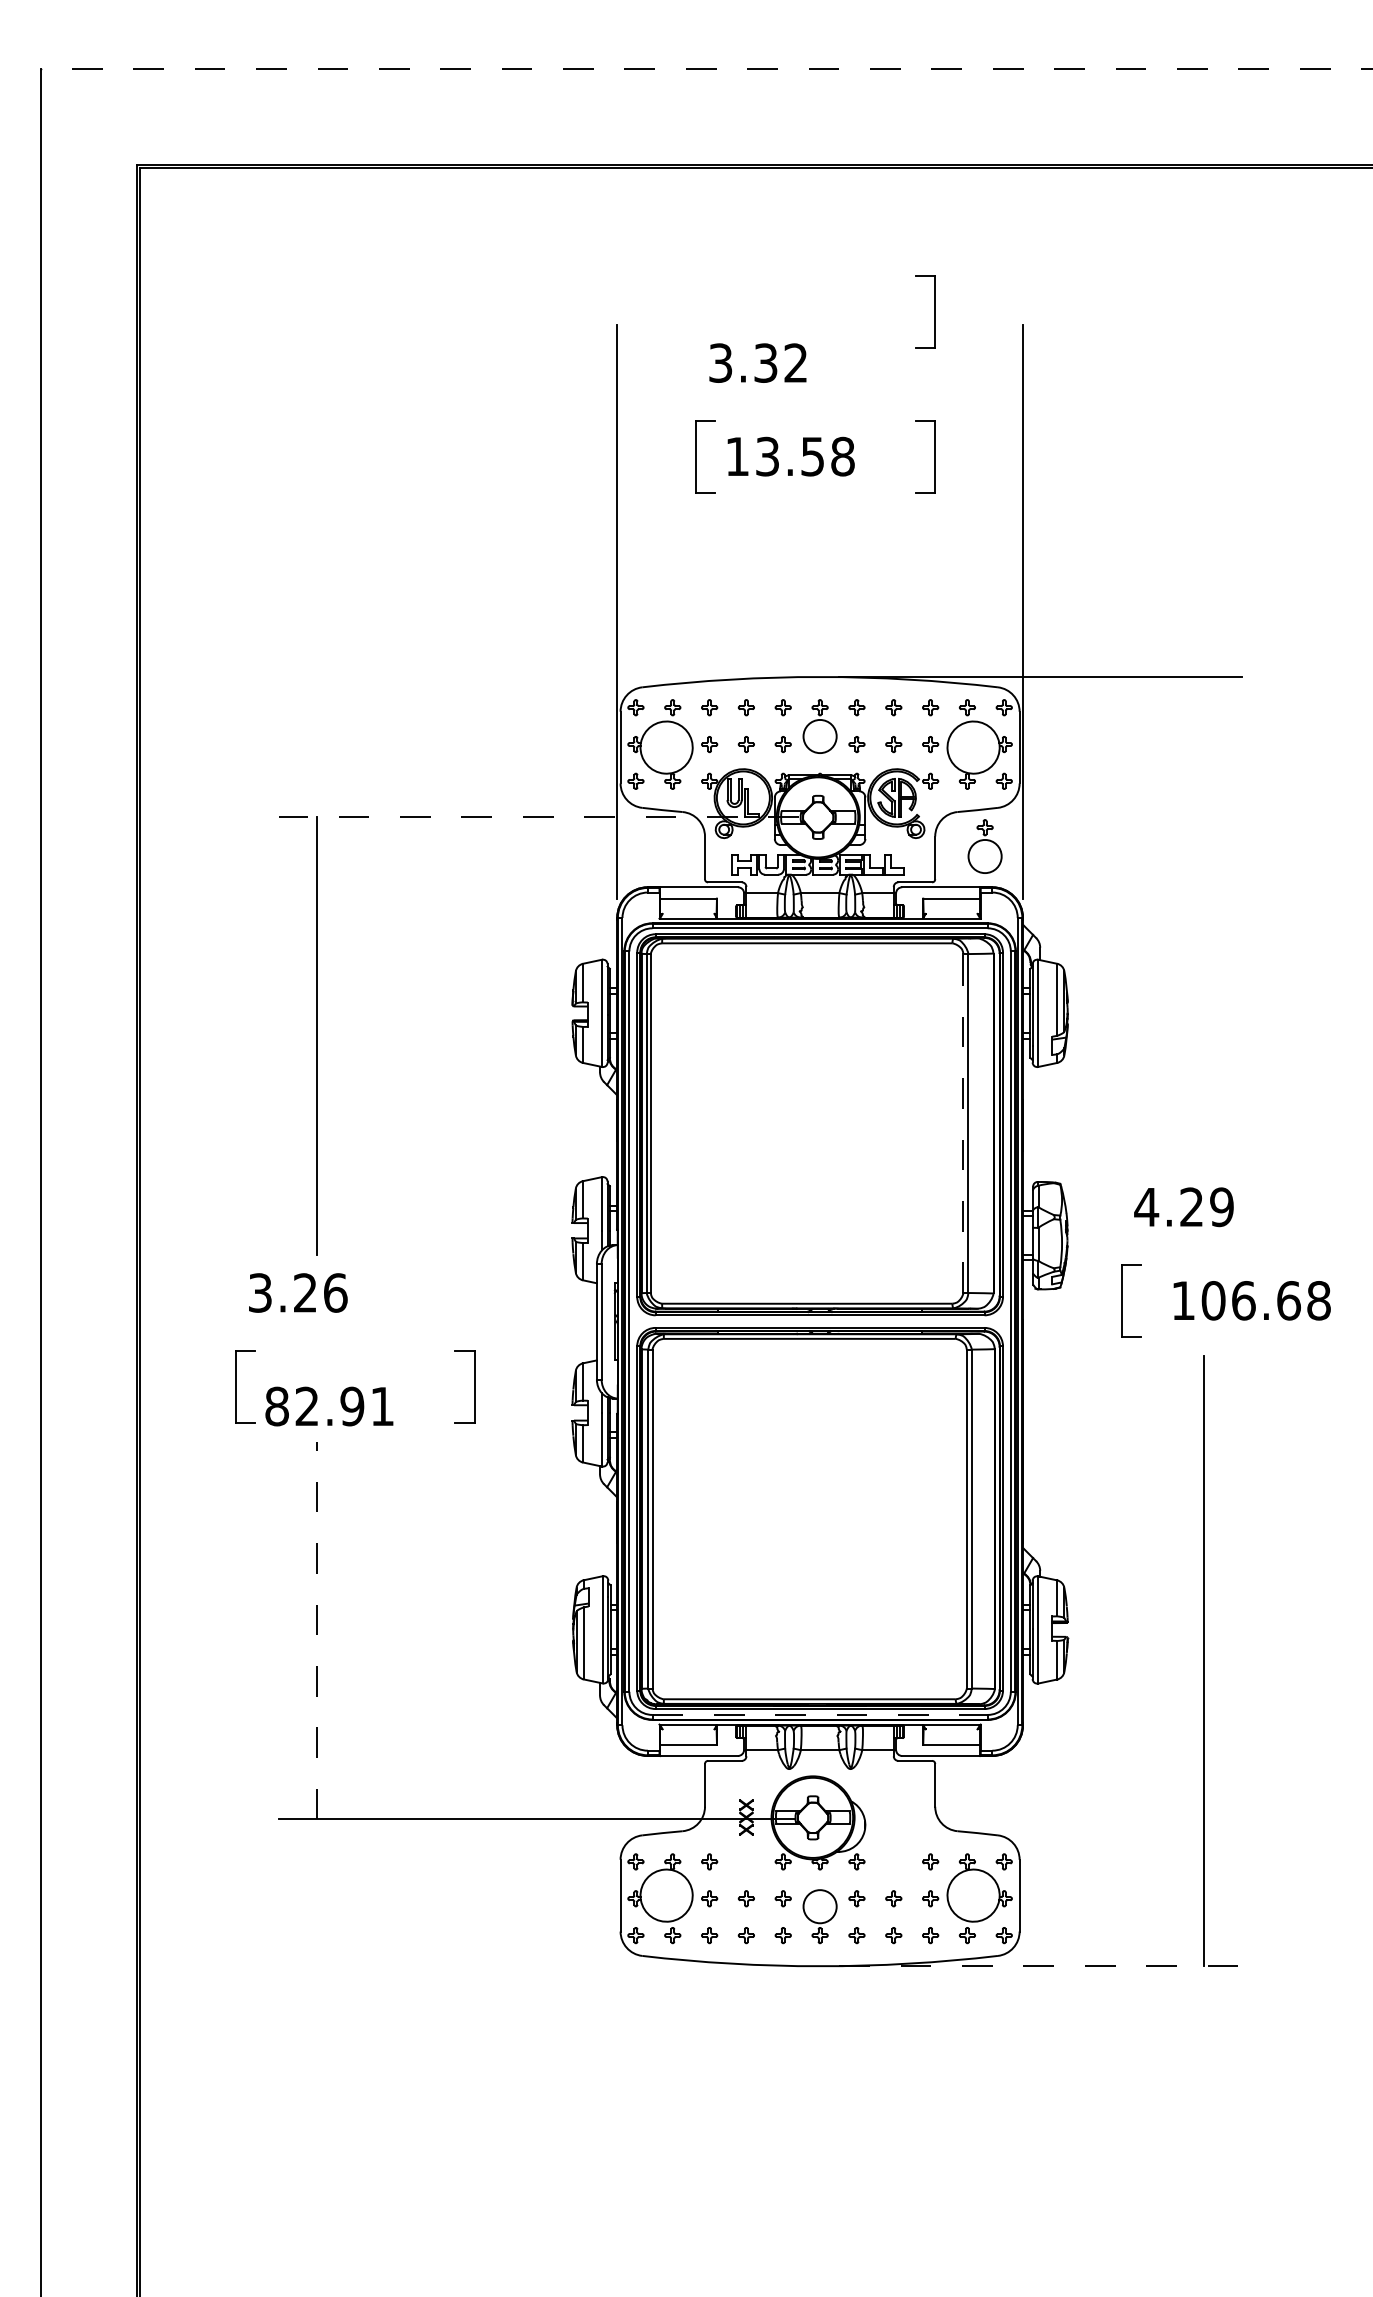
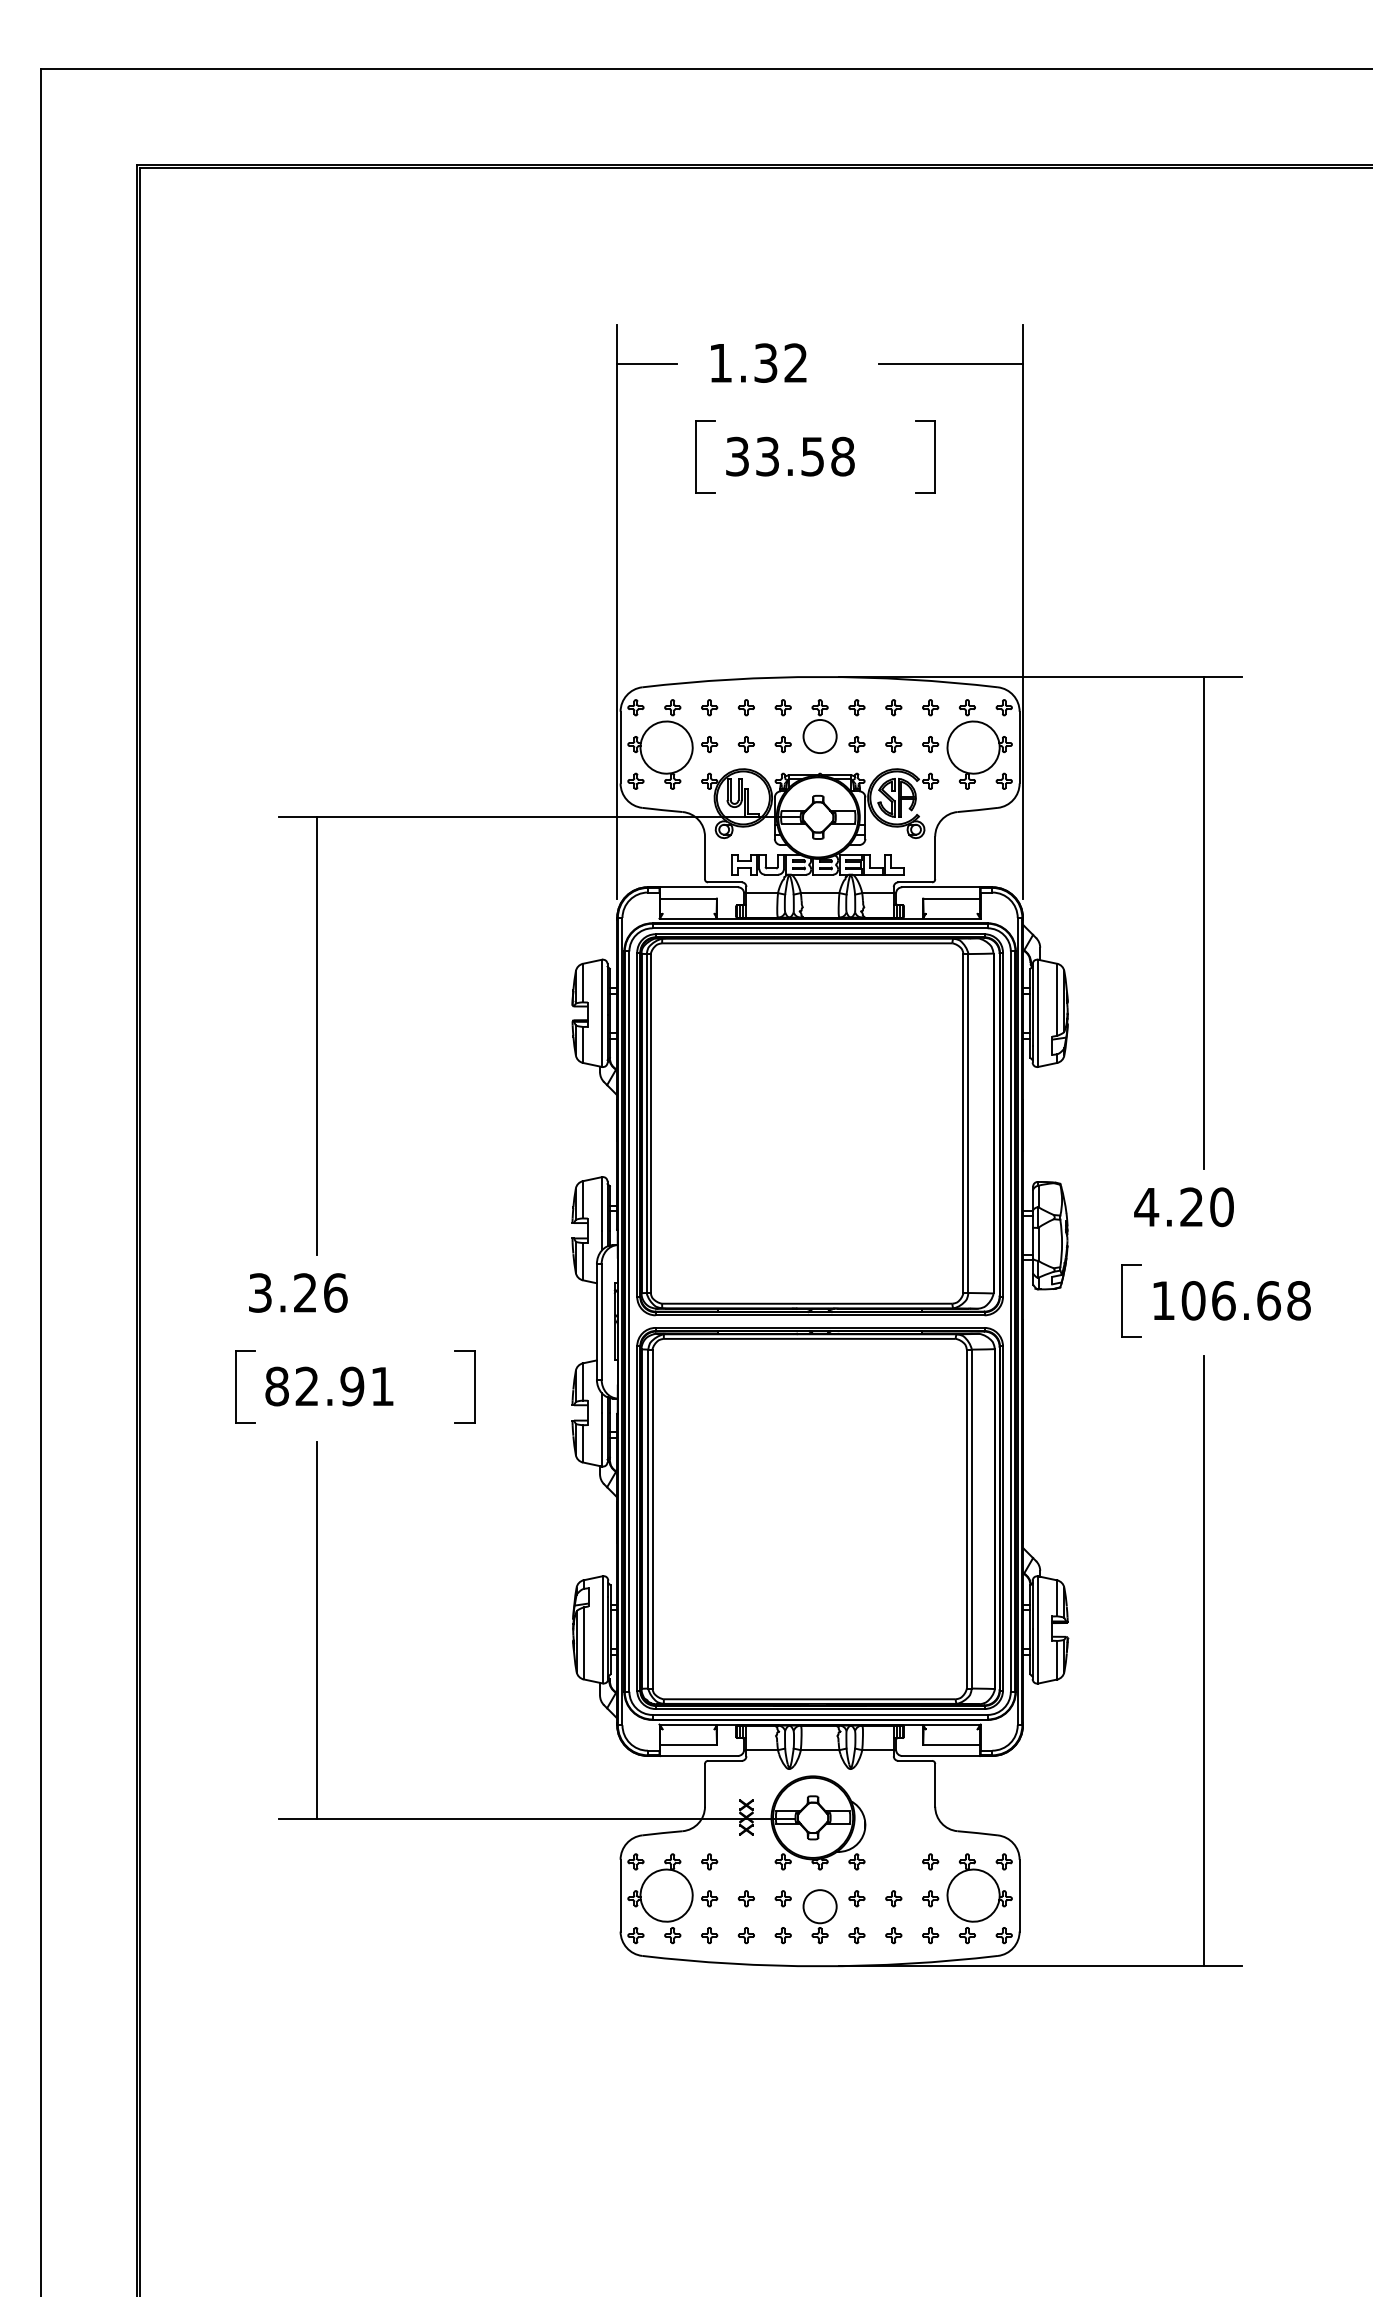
line: dashed -> solid (706, 68)
part: present -> none (934, 311)
text: 3.32 -> 1.32 (720, 362)
line: none -> present (647, 363)
line: none -> present (950, 363)
text: 13.58 -> 33.58 (737, 456)
line: dashed -> solid (539, 817)
part: present -> none (984, 846)
line: none -> present (1203, 923)
line: dashed -> solid (963, 1123)
text: 4.29 -> 4.20 (1221, 1207)
text position: (1251, 1300) -> (1231, 1300) (1231, 1300)
text position: (329, 1406) -> (329, 1386) (329, 1386)
line: dashed -> solid (317, 1630)
line: dashed -> solid (820, 1714)
line: dashed -> solid (1041, 1966)
